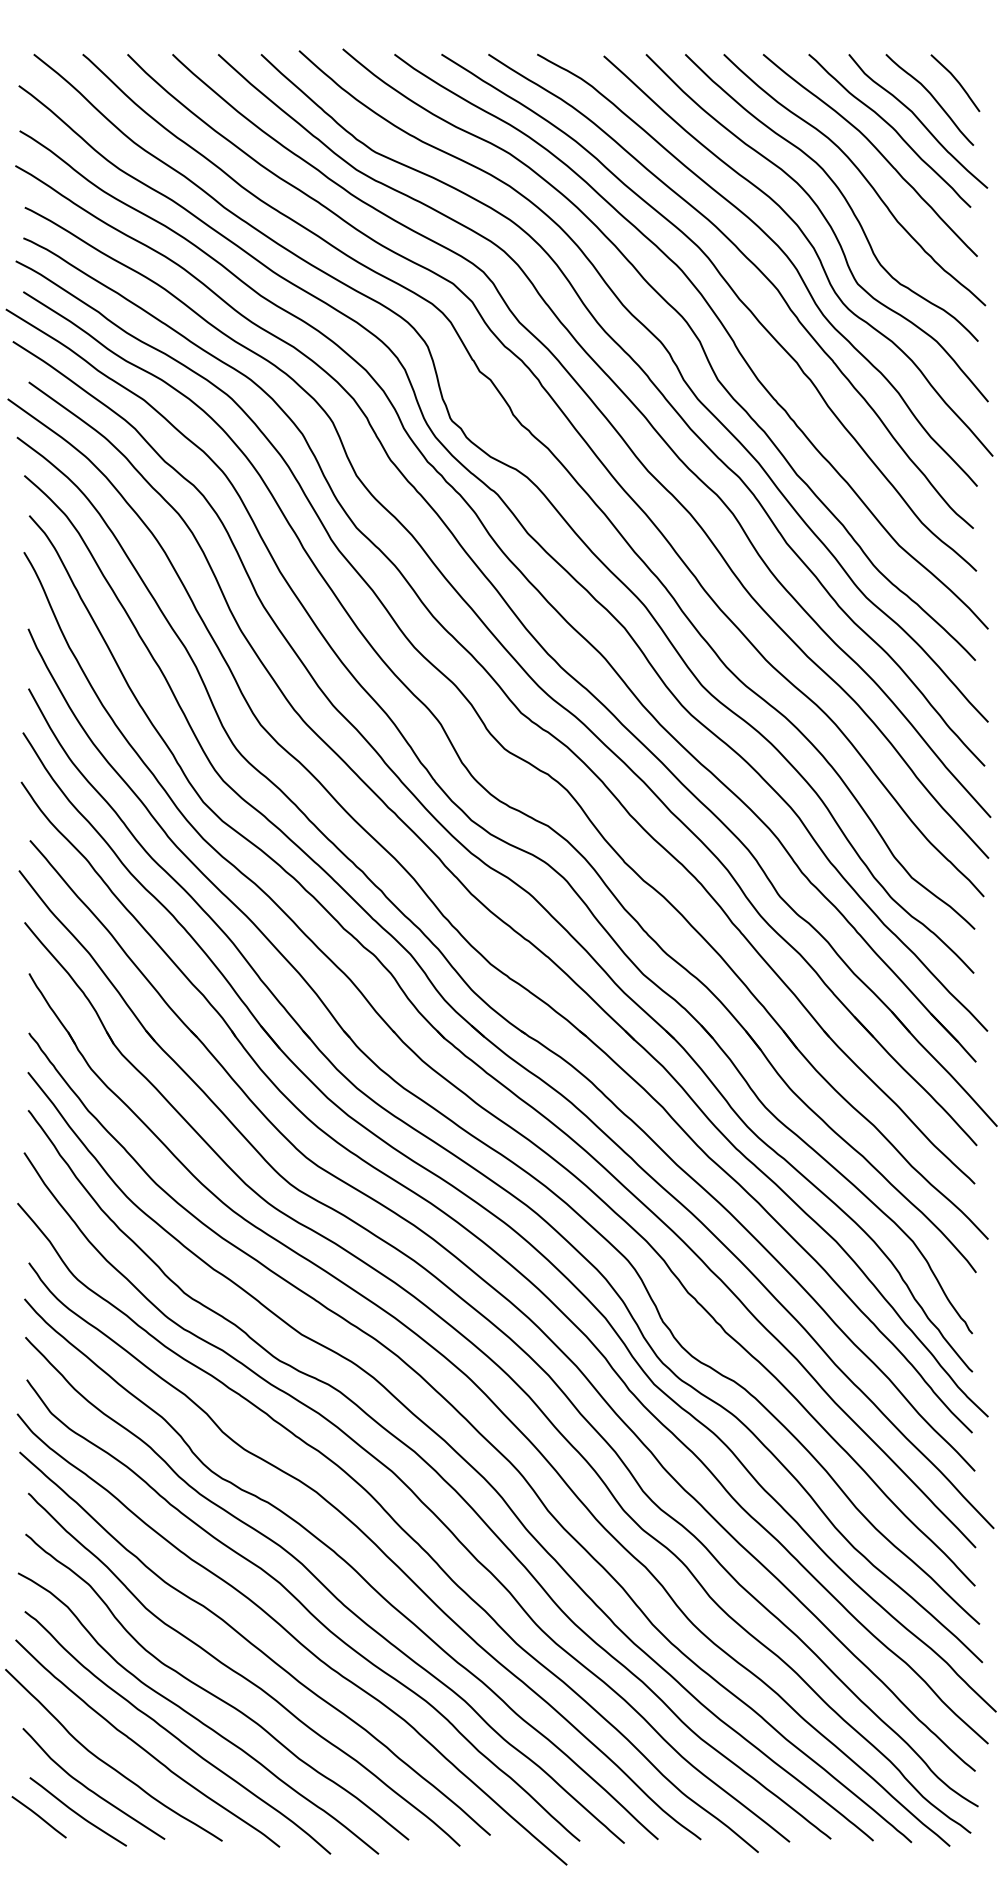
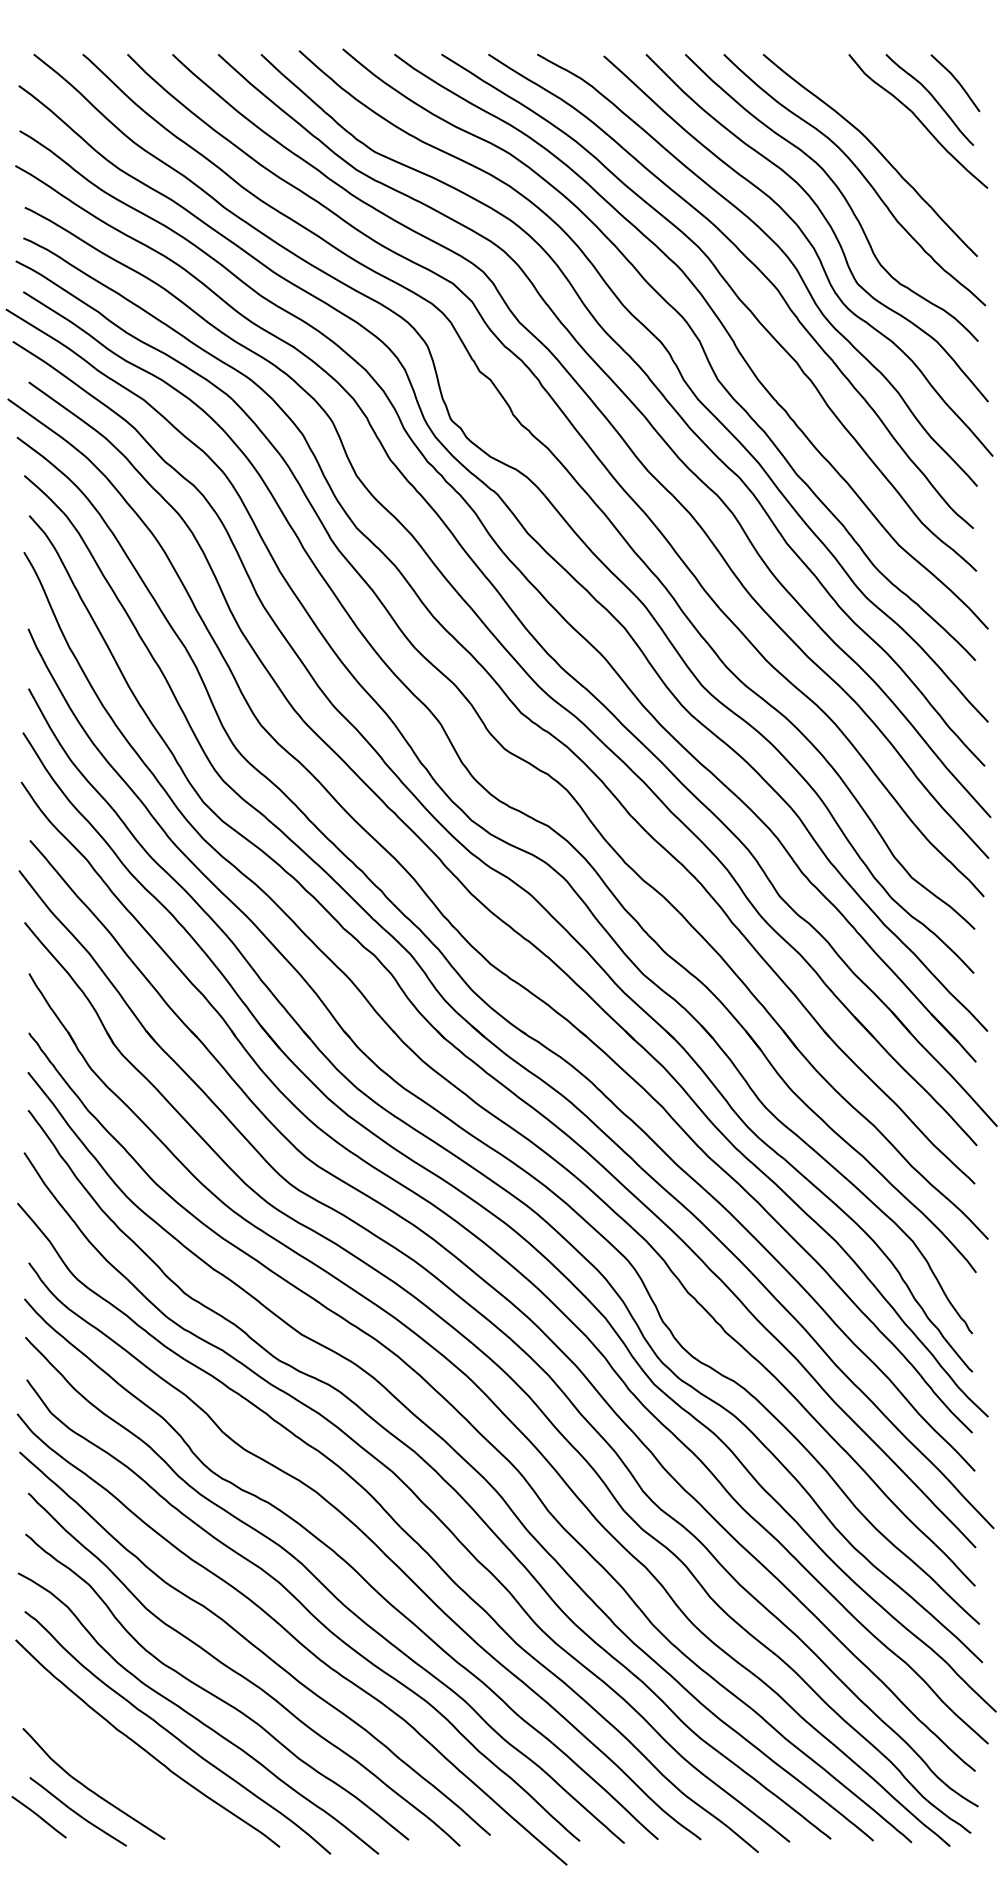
curve: present -> none (891, 128)
curve: present -> none (109, 1764)
